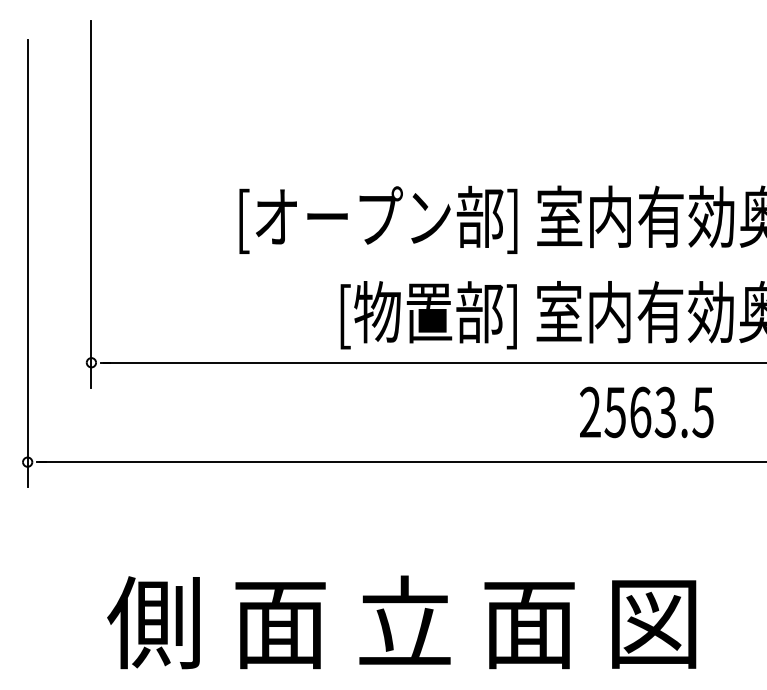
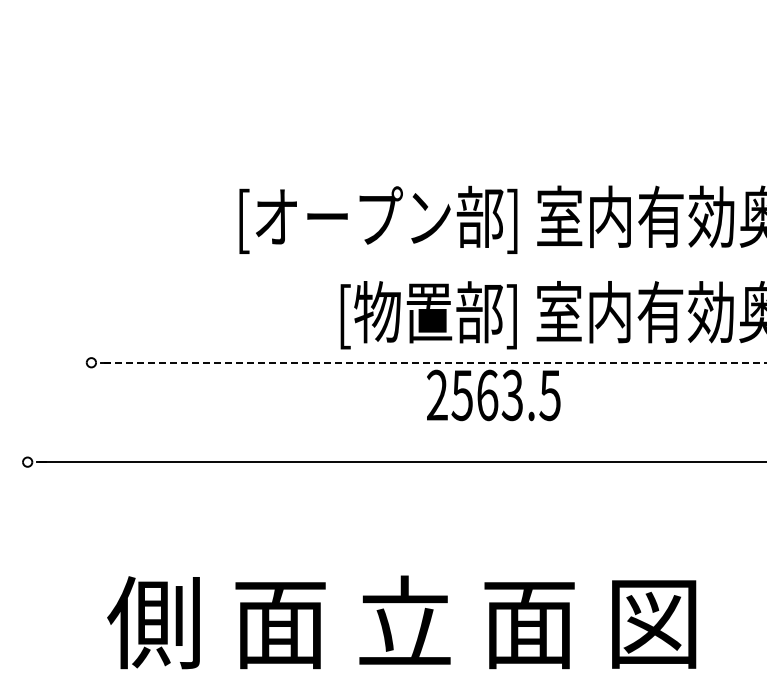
line: present -> none (91, 203)
line: present -> none (27, 263)
line: solid -> dashed (435, 362)
text position: (646, 412) -> (493, 395) (493, 395)
